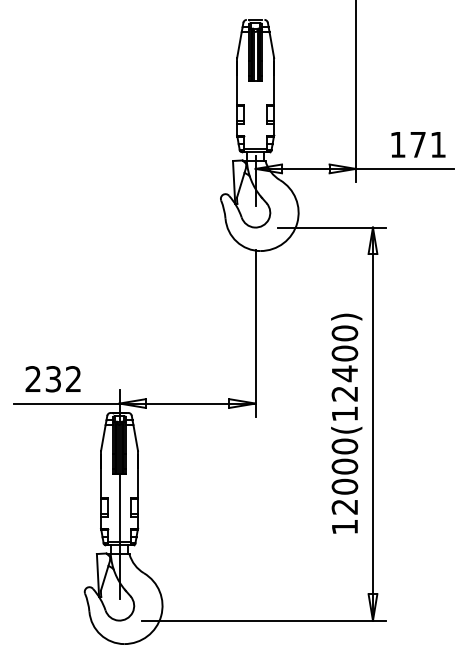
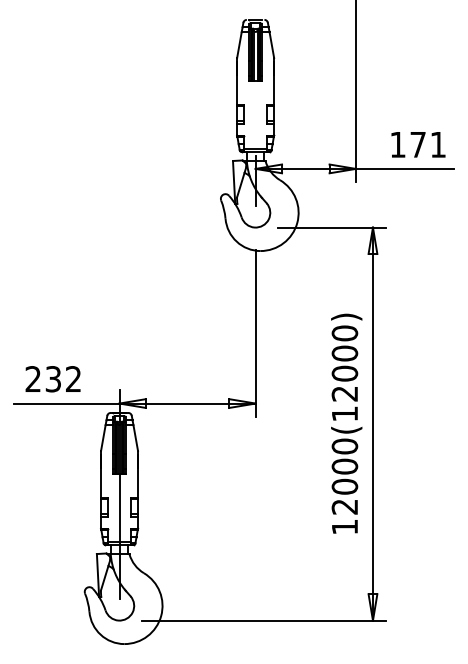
text: 12000(12400) -> 12000(12000) (344, 373)
